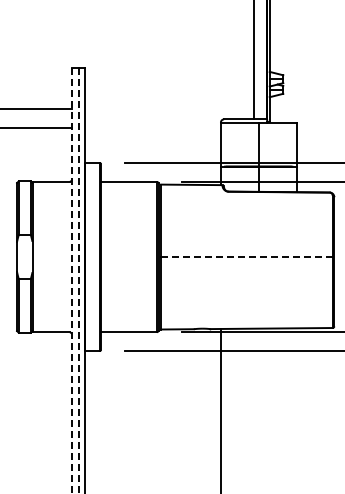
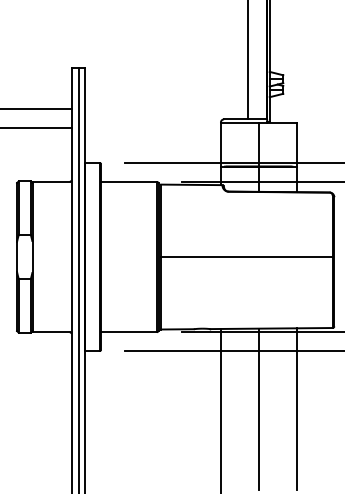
line position: (253, 60) -> (247, 60) (247, 60)
line: dashed -> solid (246, 257)
line: dashed -> solid (72, 280)
line: dashed -> solid (78, 280)
line: none -> present (258, 408)
line: none -> present (296, 408)
